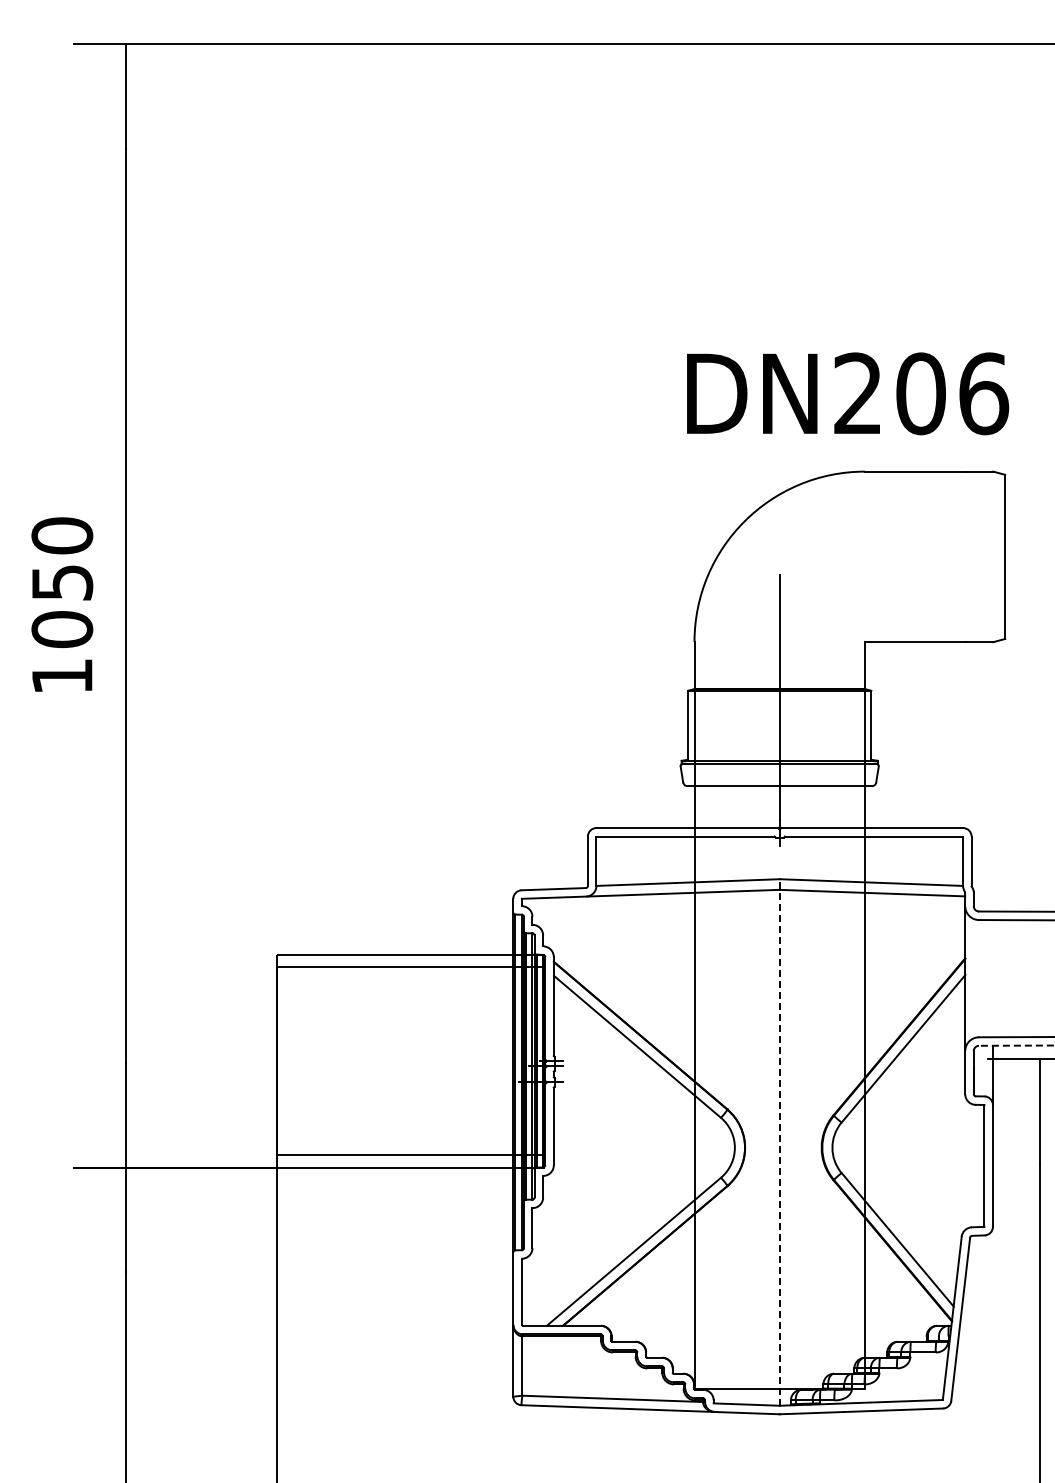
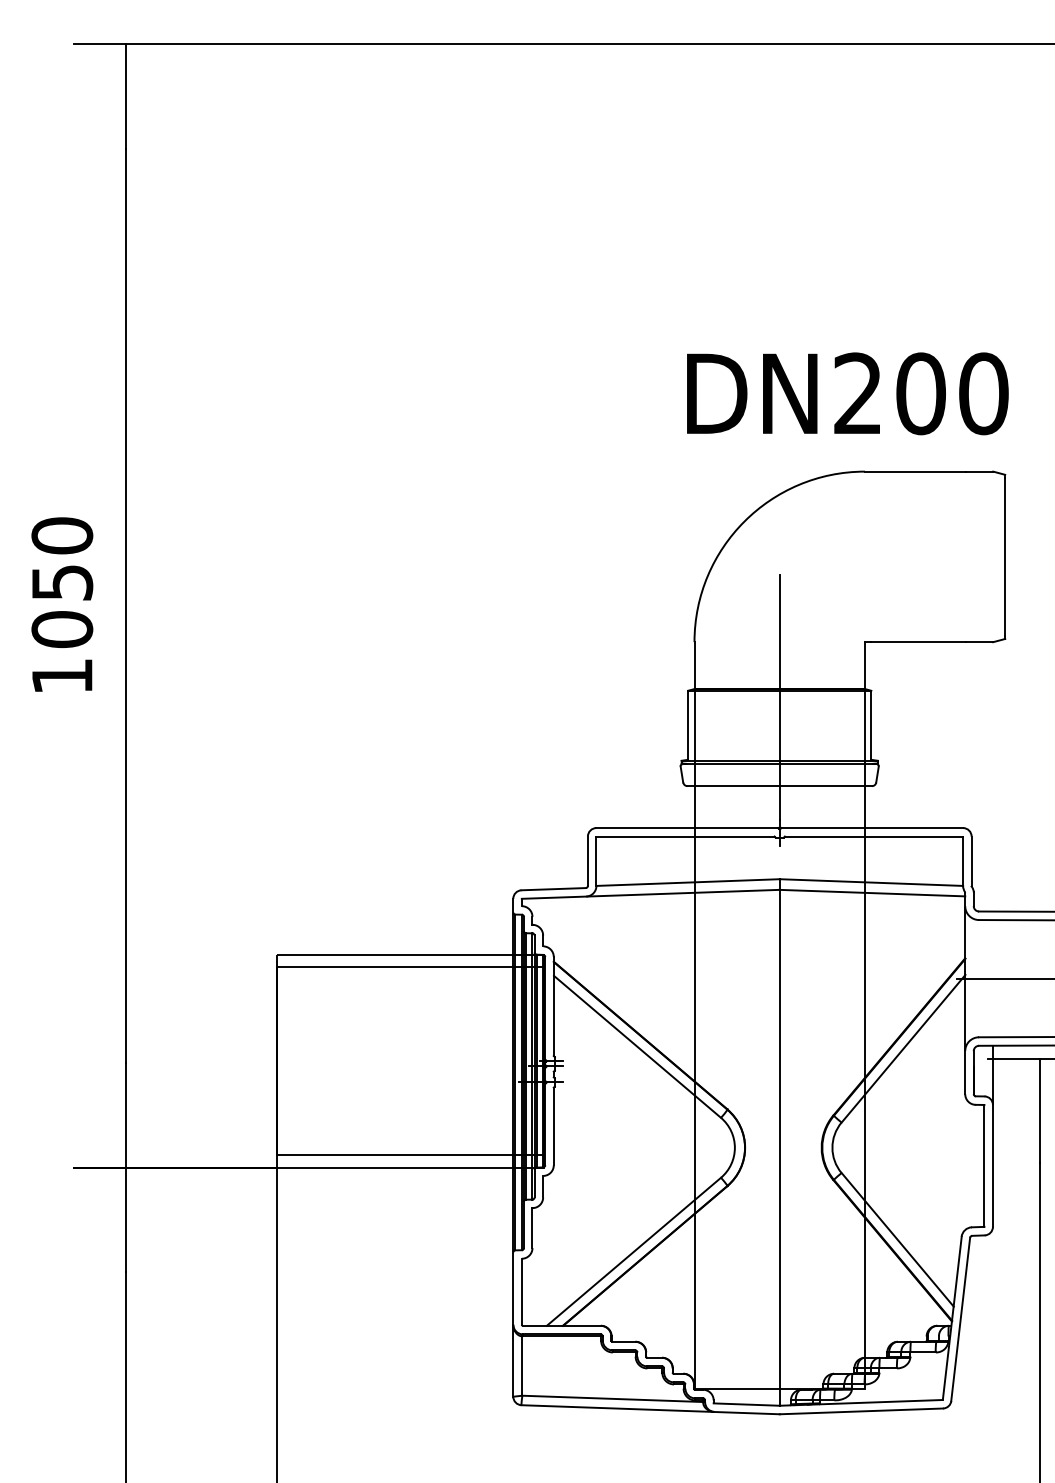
text: DN206 -> DN200 (984, 393)
line: none -> present (1003, 978)
line: dashed -> solid (1016, 1045)
line: dashed -> solid (779, 1141)
